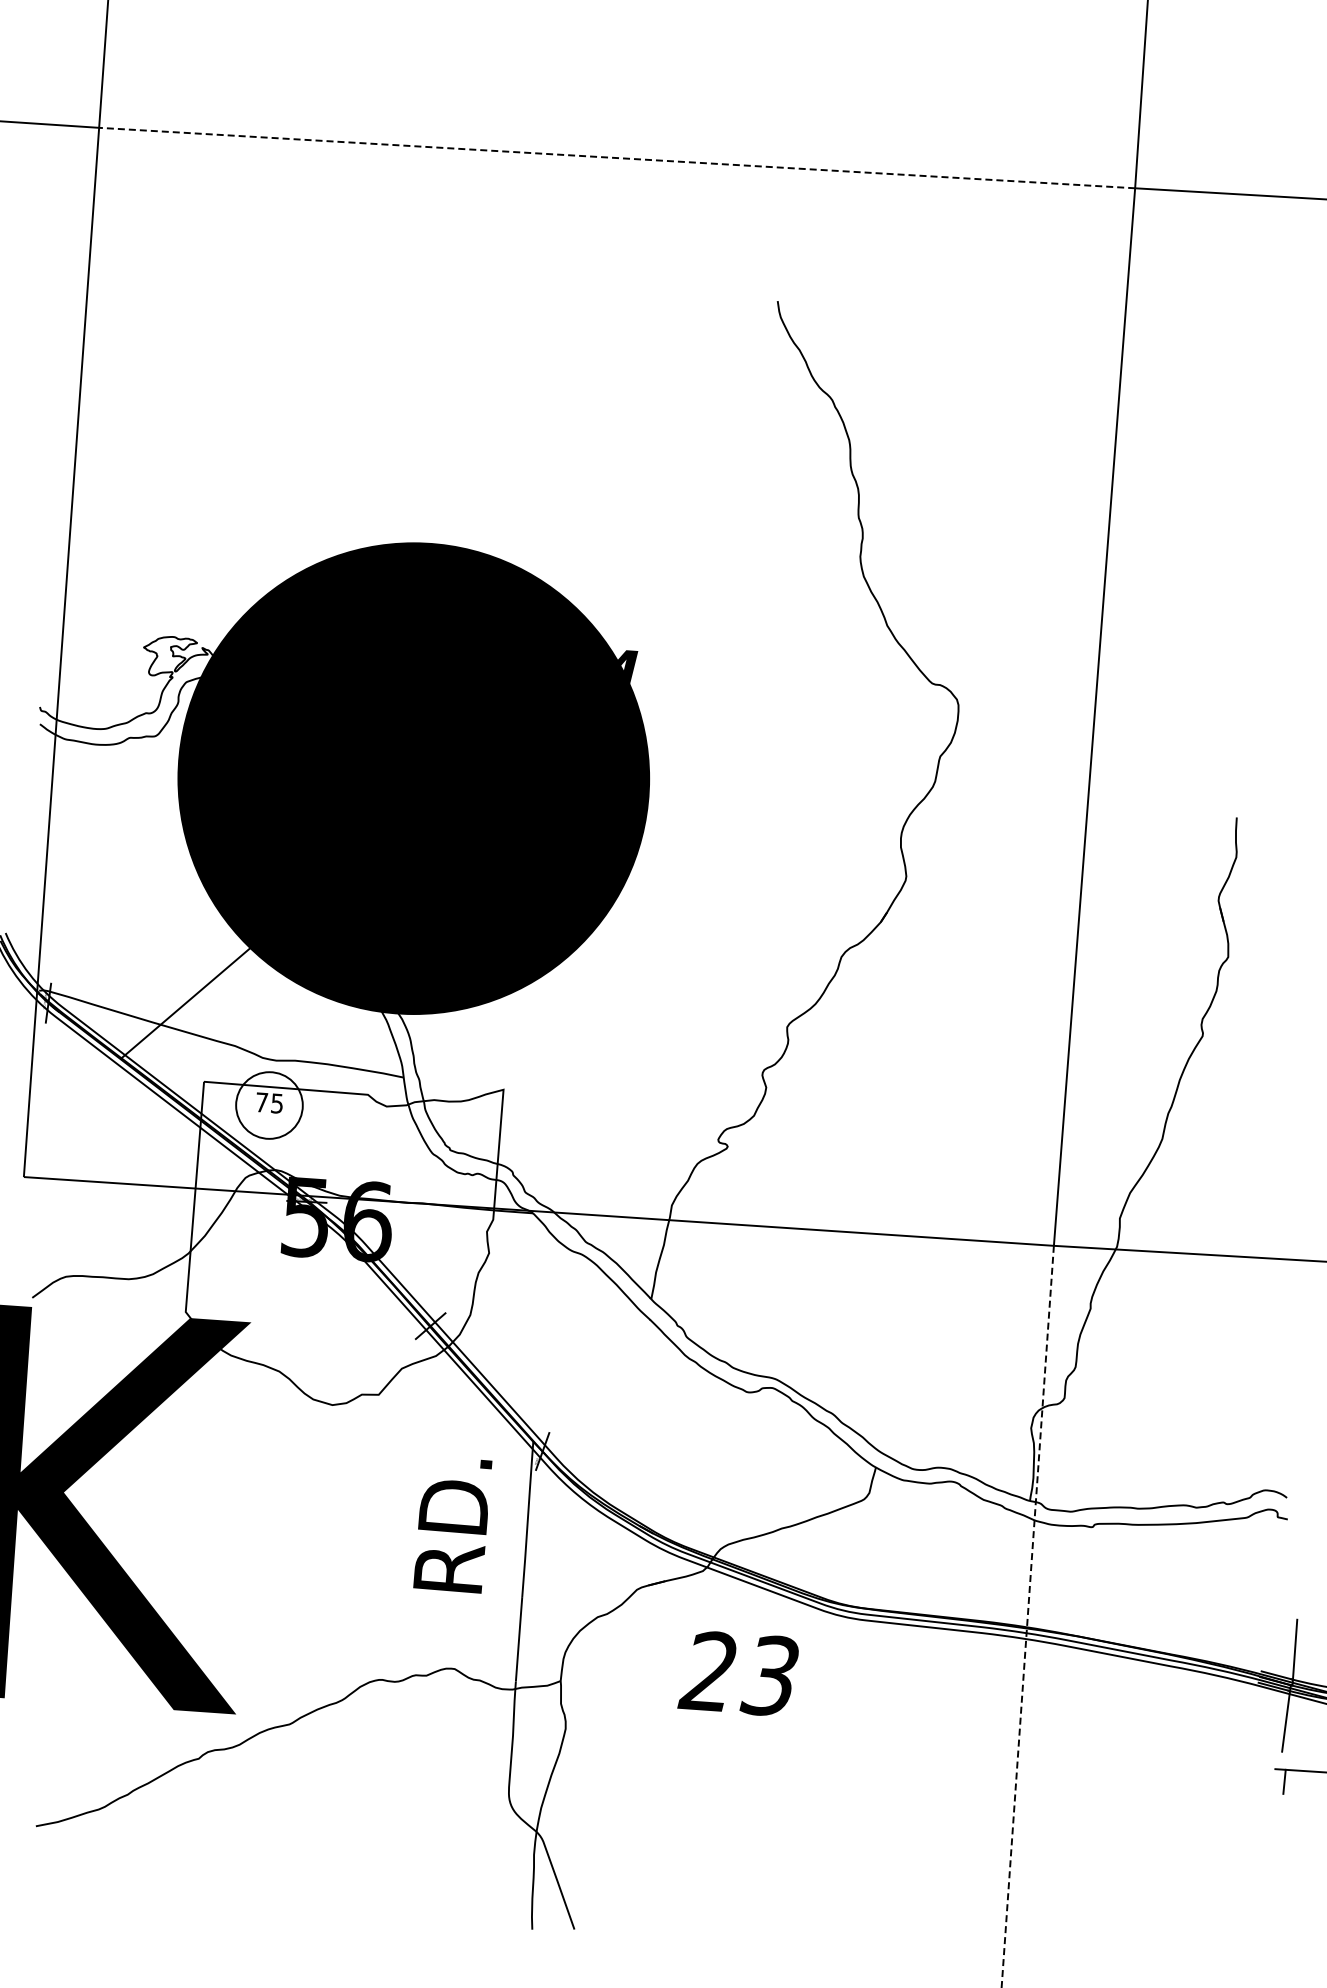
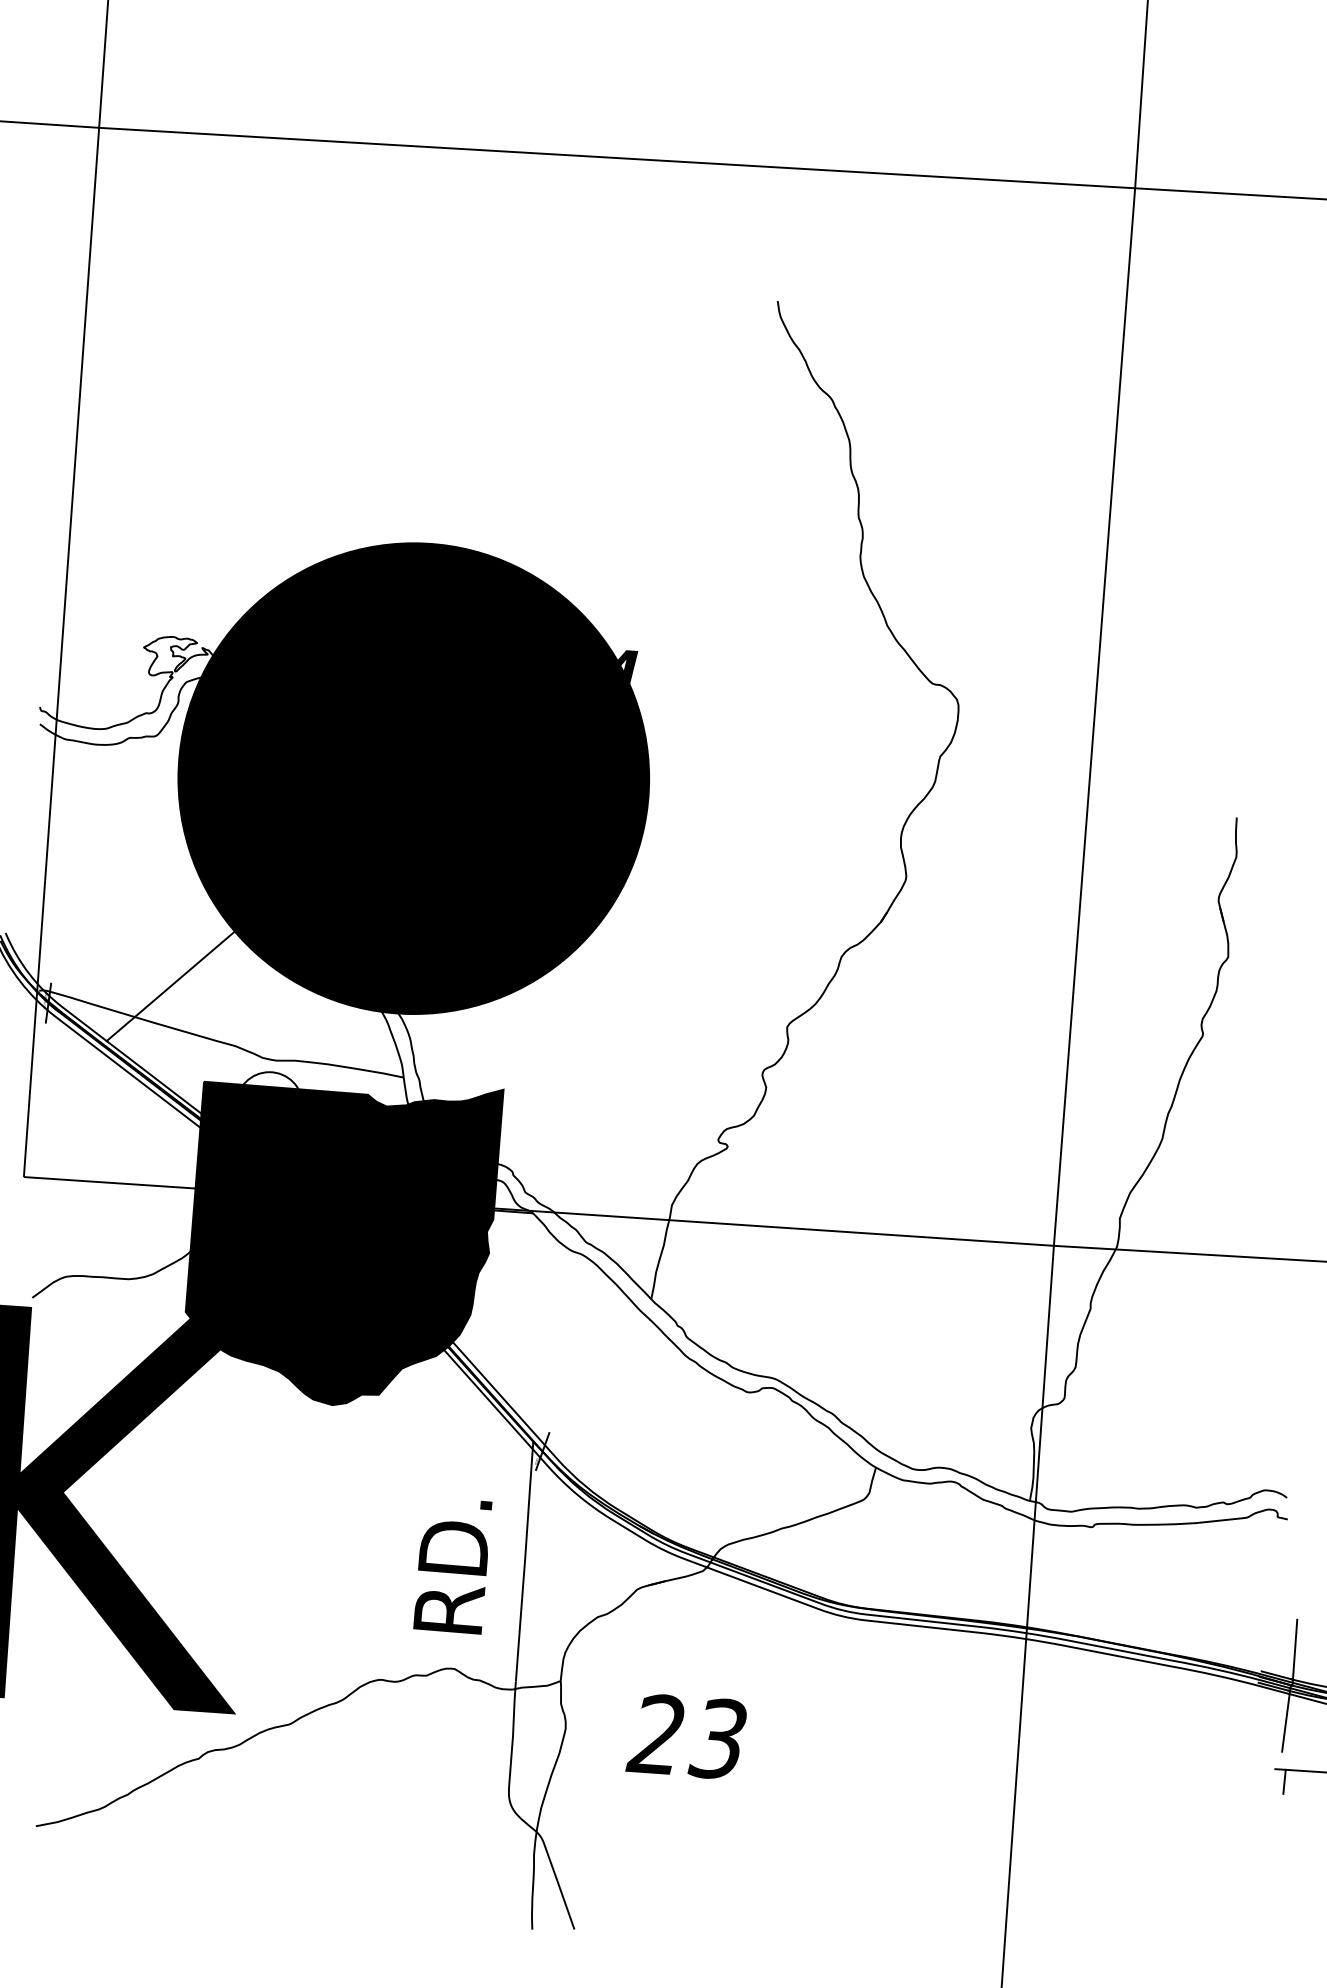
line: dashed -> solid (617, 158)
line position: (185, 1003) -> (170, 986) (170, 986)
fill: none -> present (344, 1243)
text position: (452, 1526) -> (452, 1567) (452, 1567)
line: dashed -> solid (1027, 1616)
text position: (737, 1673) -> (685, 1736) (685, 1736)
